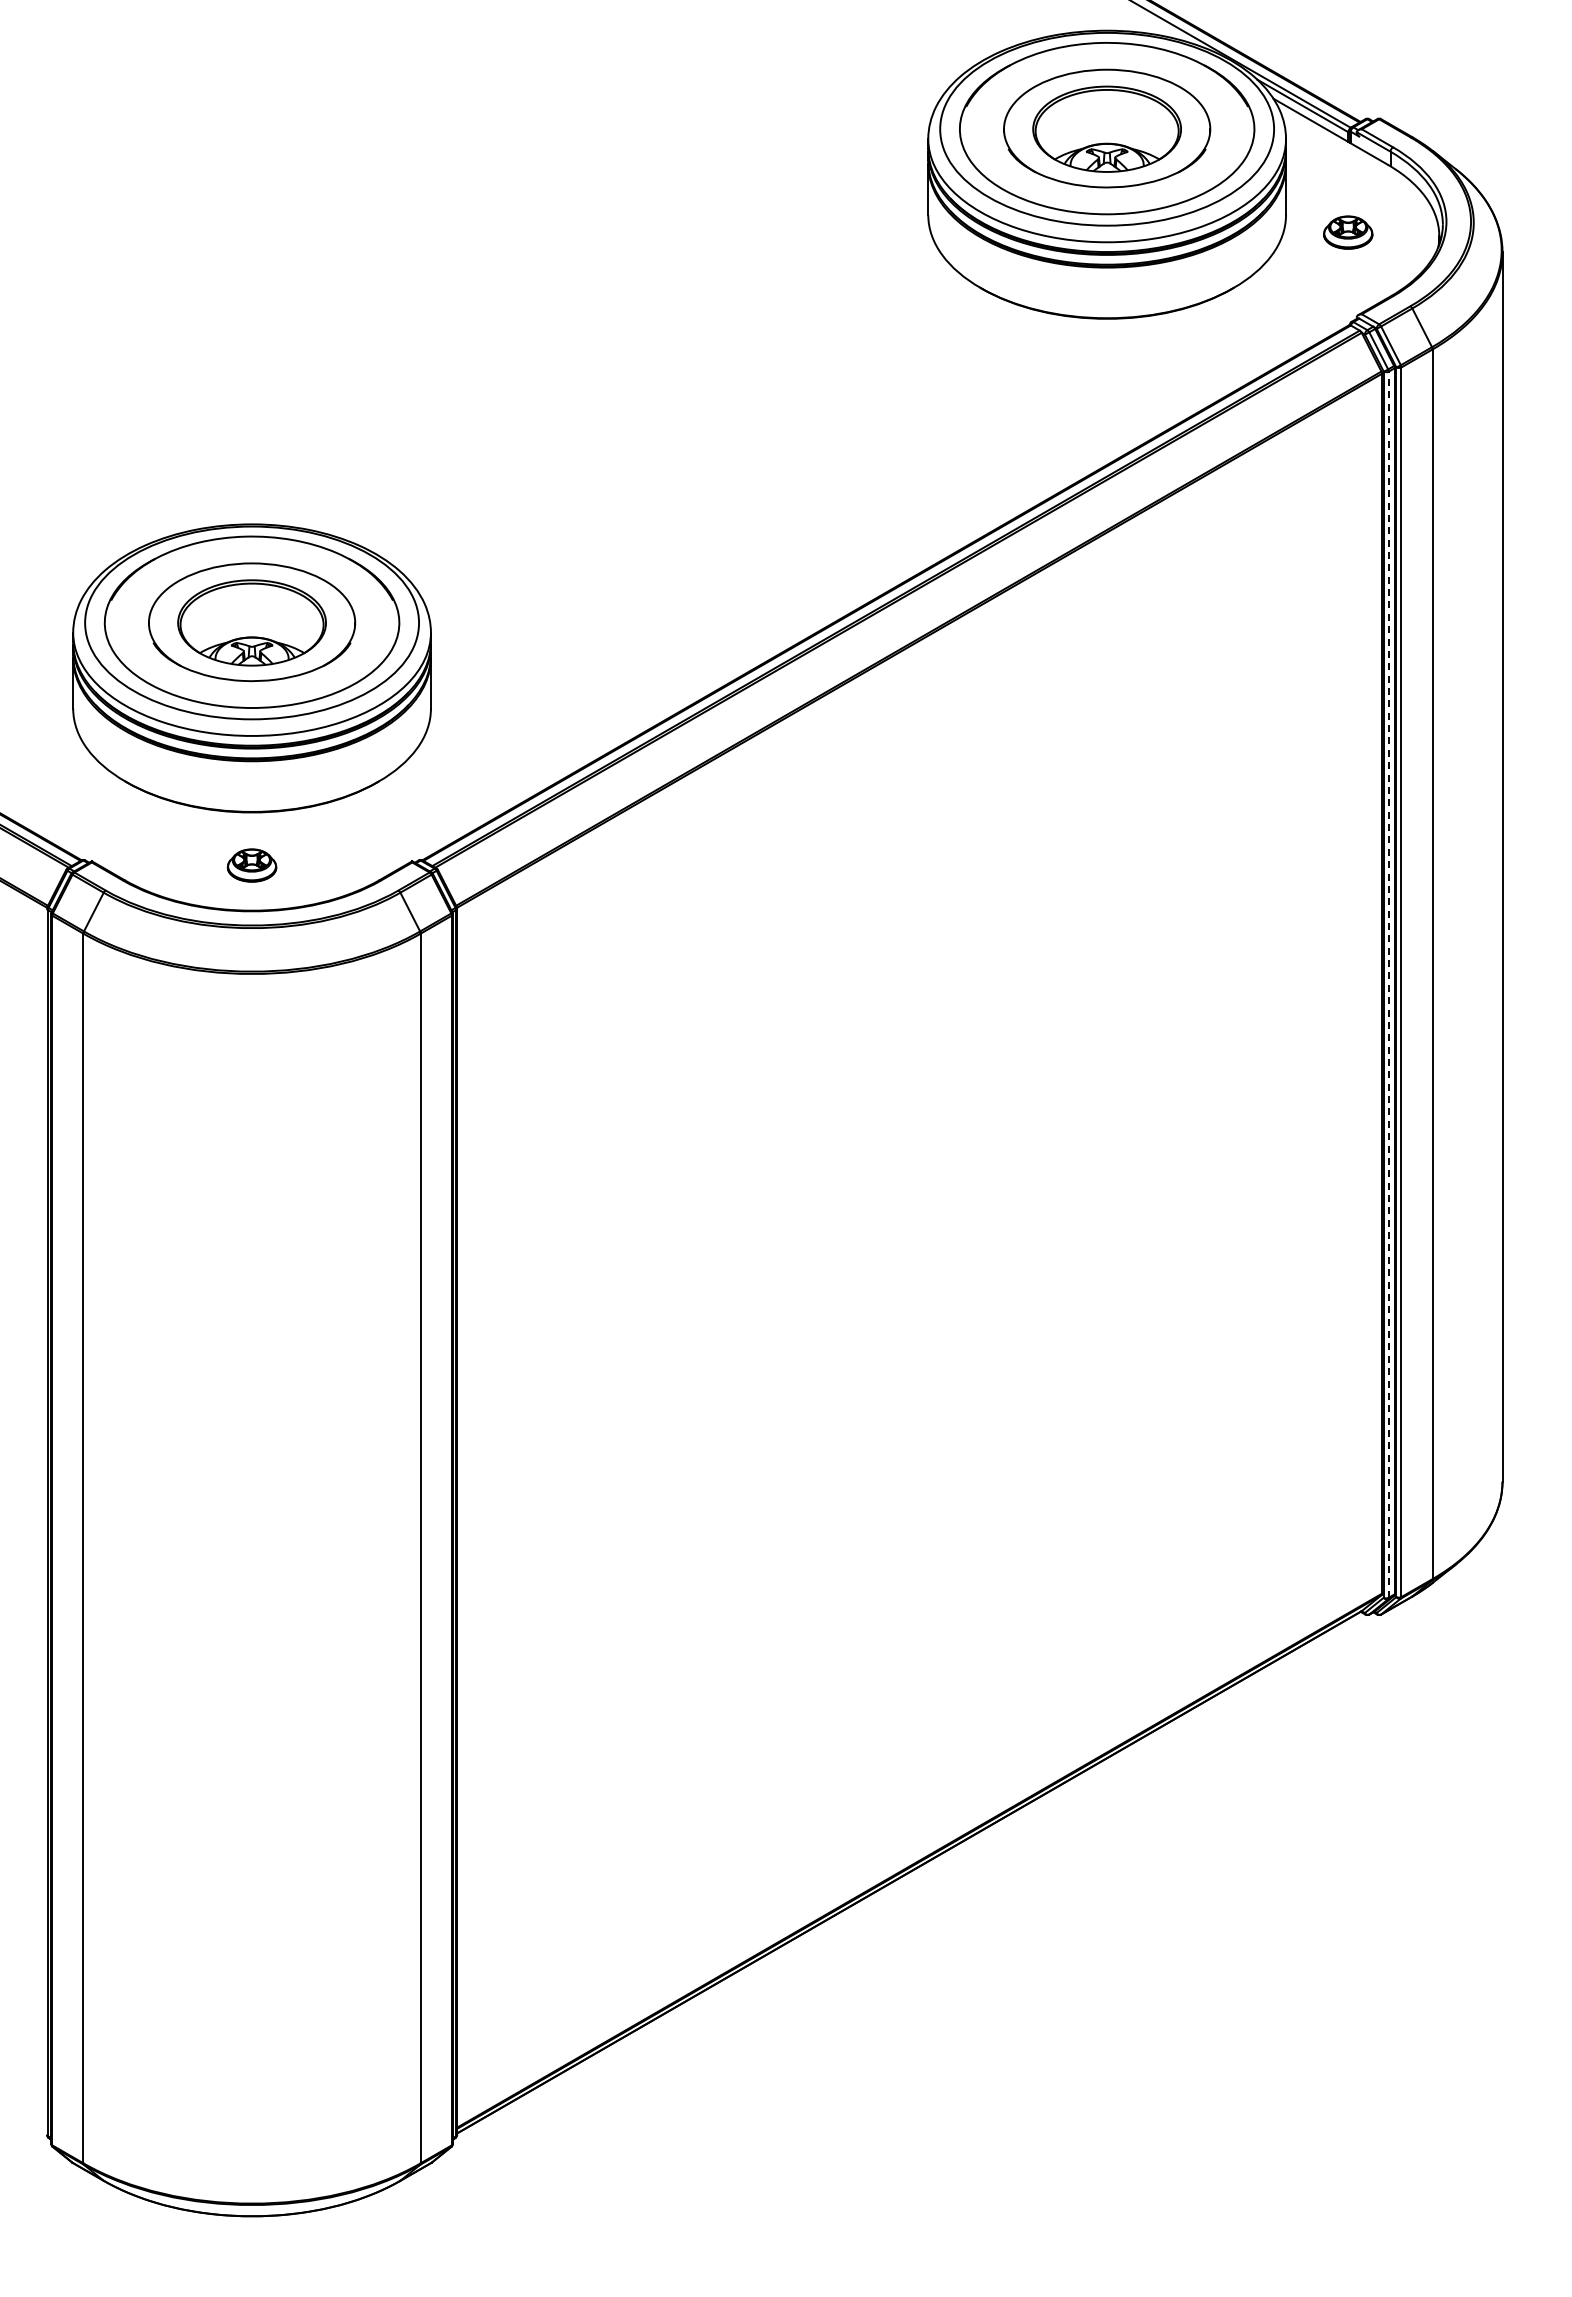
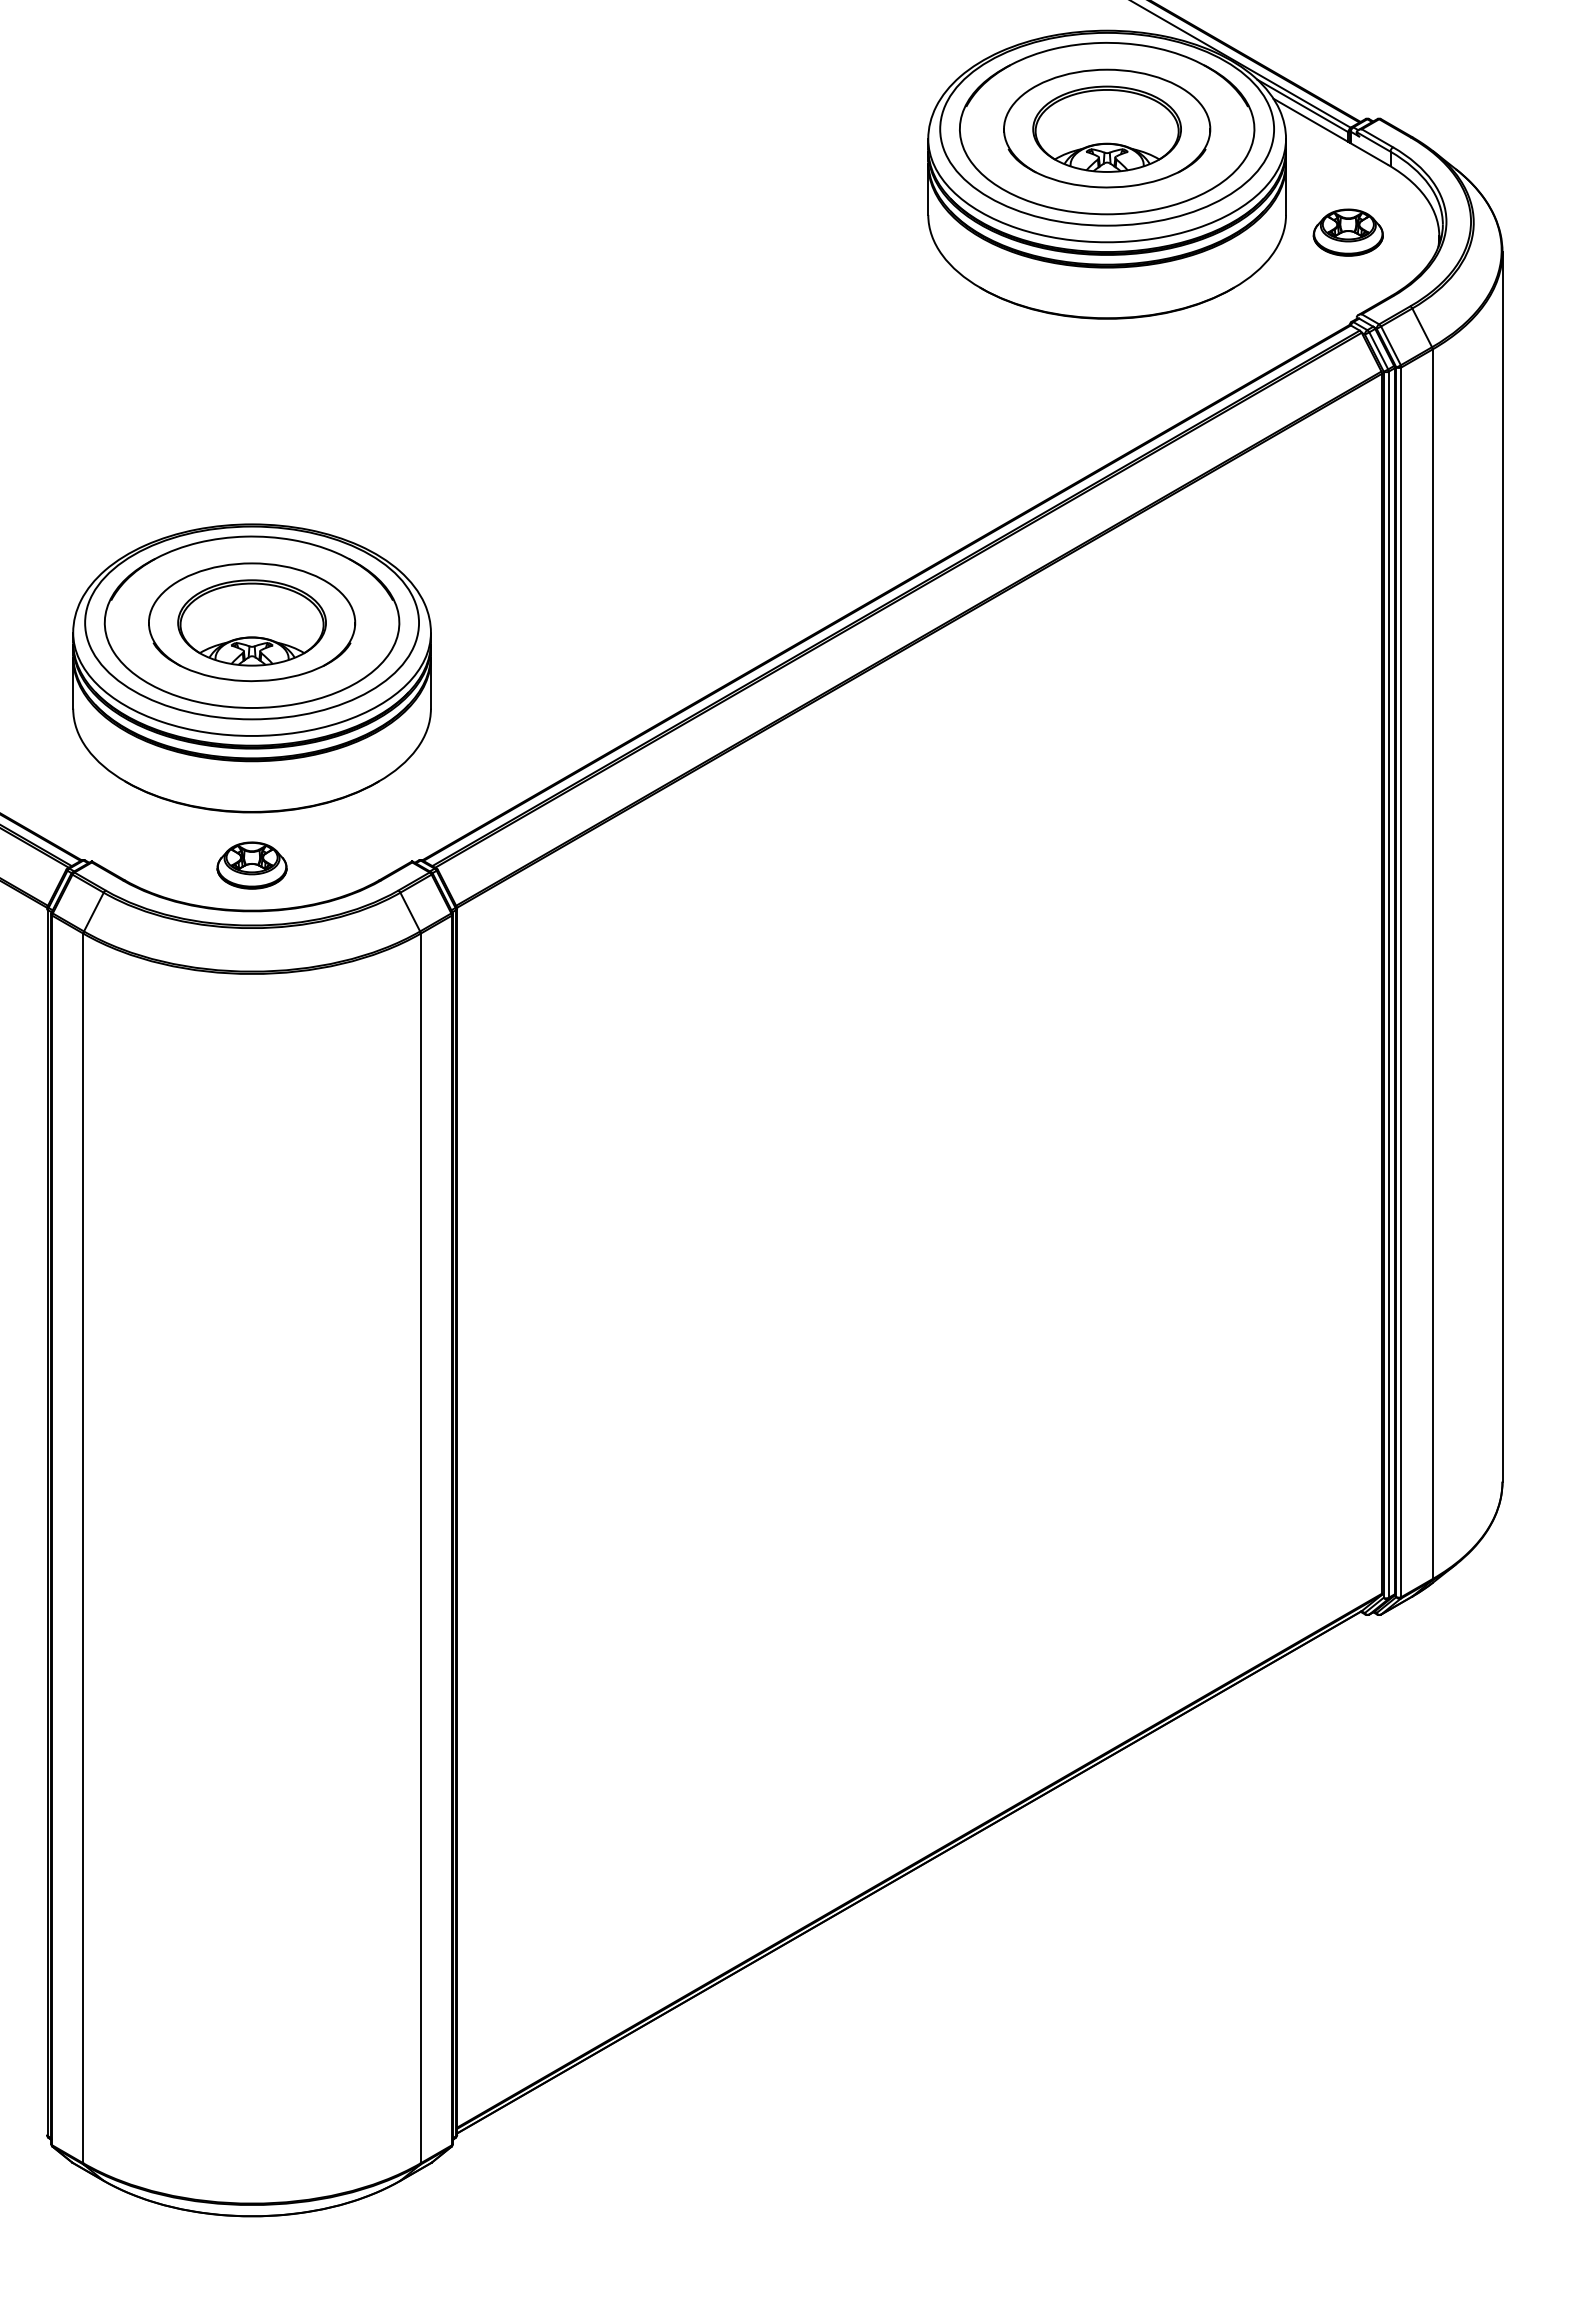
part size: 51x35 px -> 72x49 px (1347, 232)
part size: 52x35 px -> 72x49 px (251, 865)
line: dashed -> solid (1388, 984)
